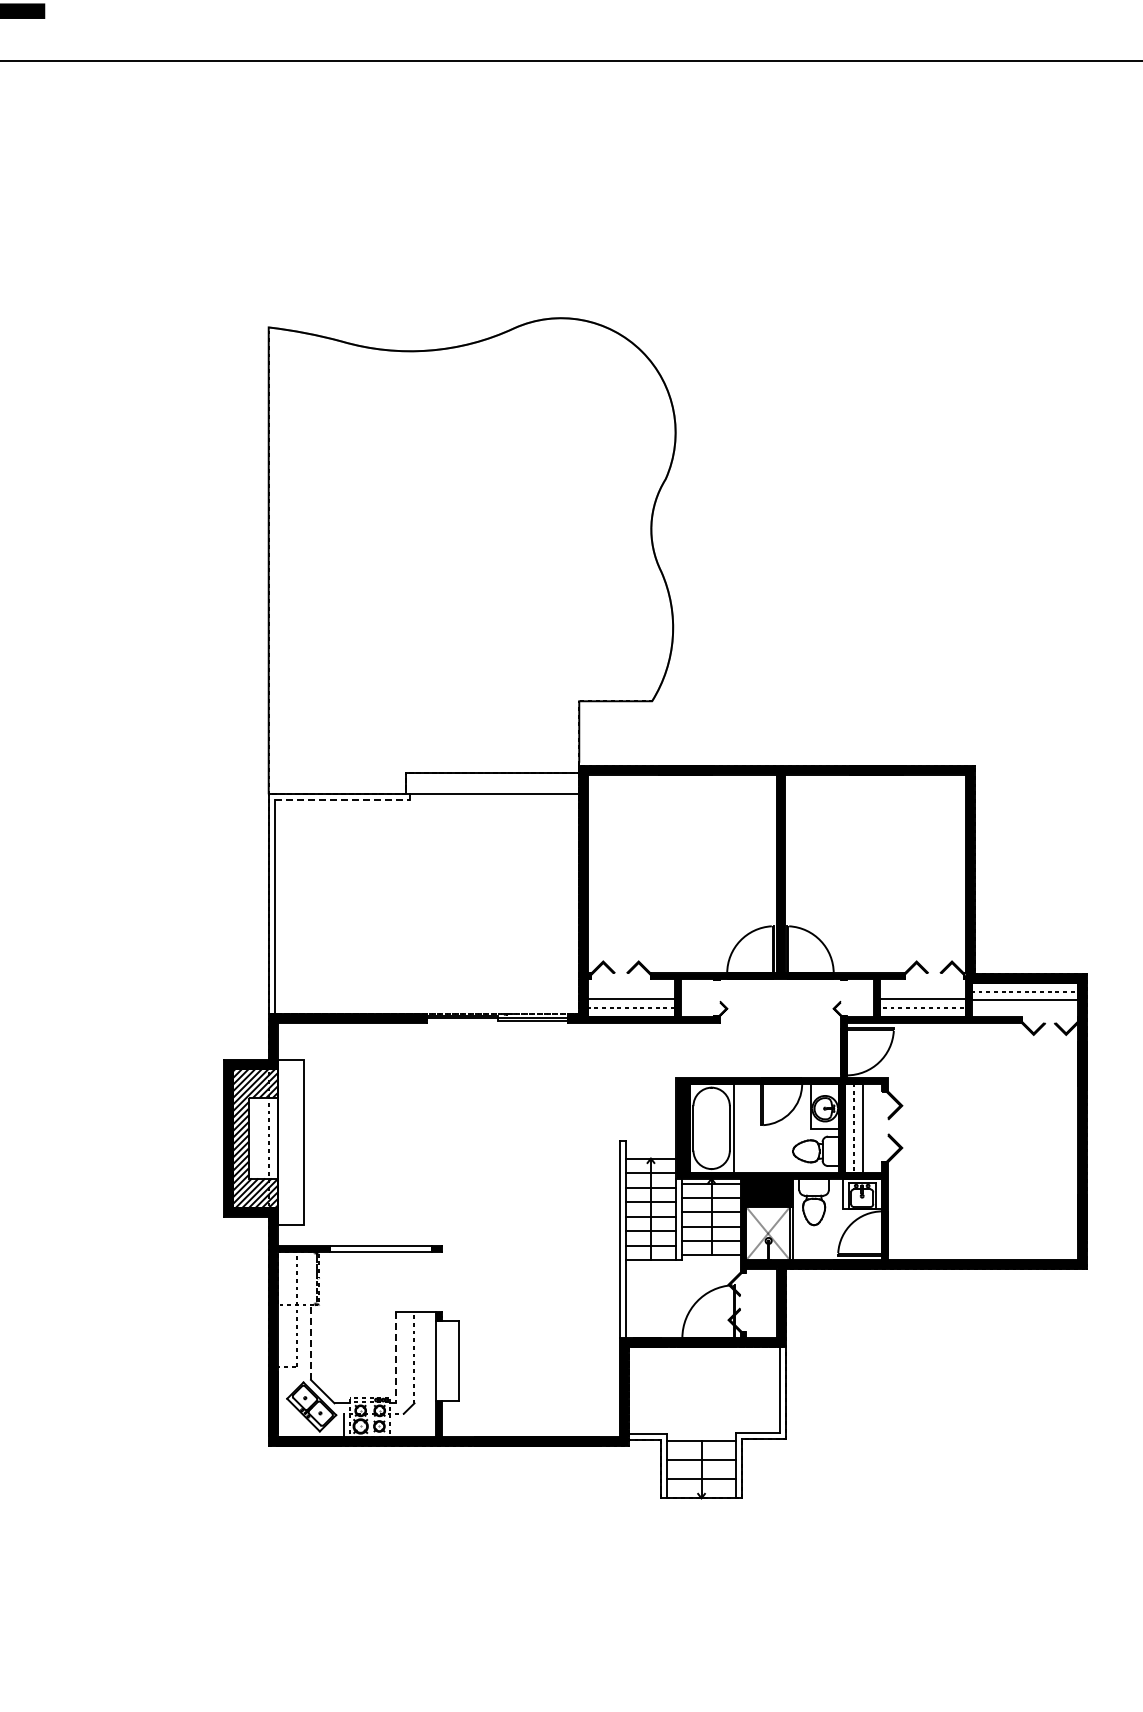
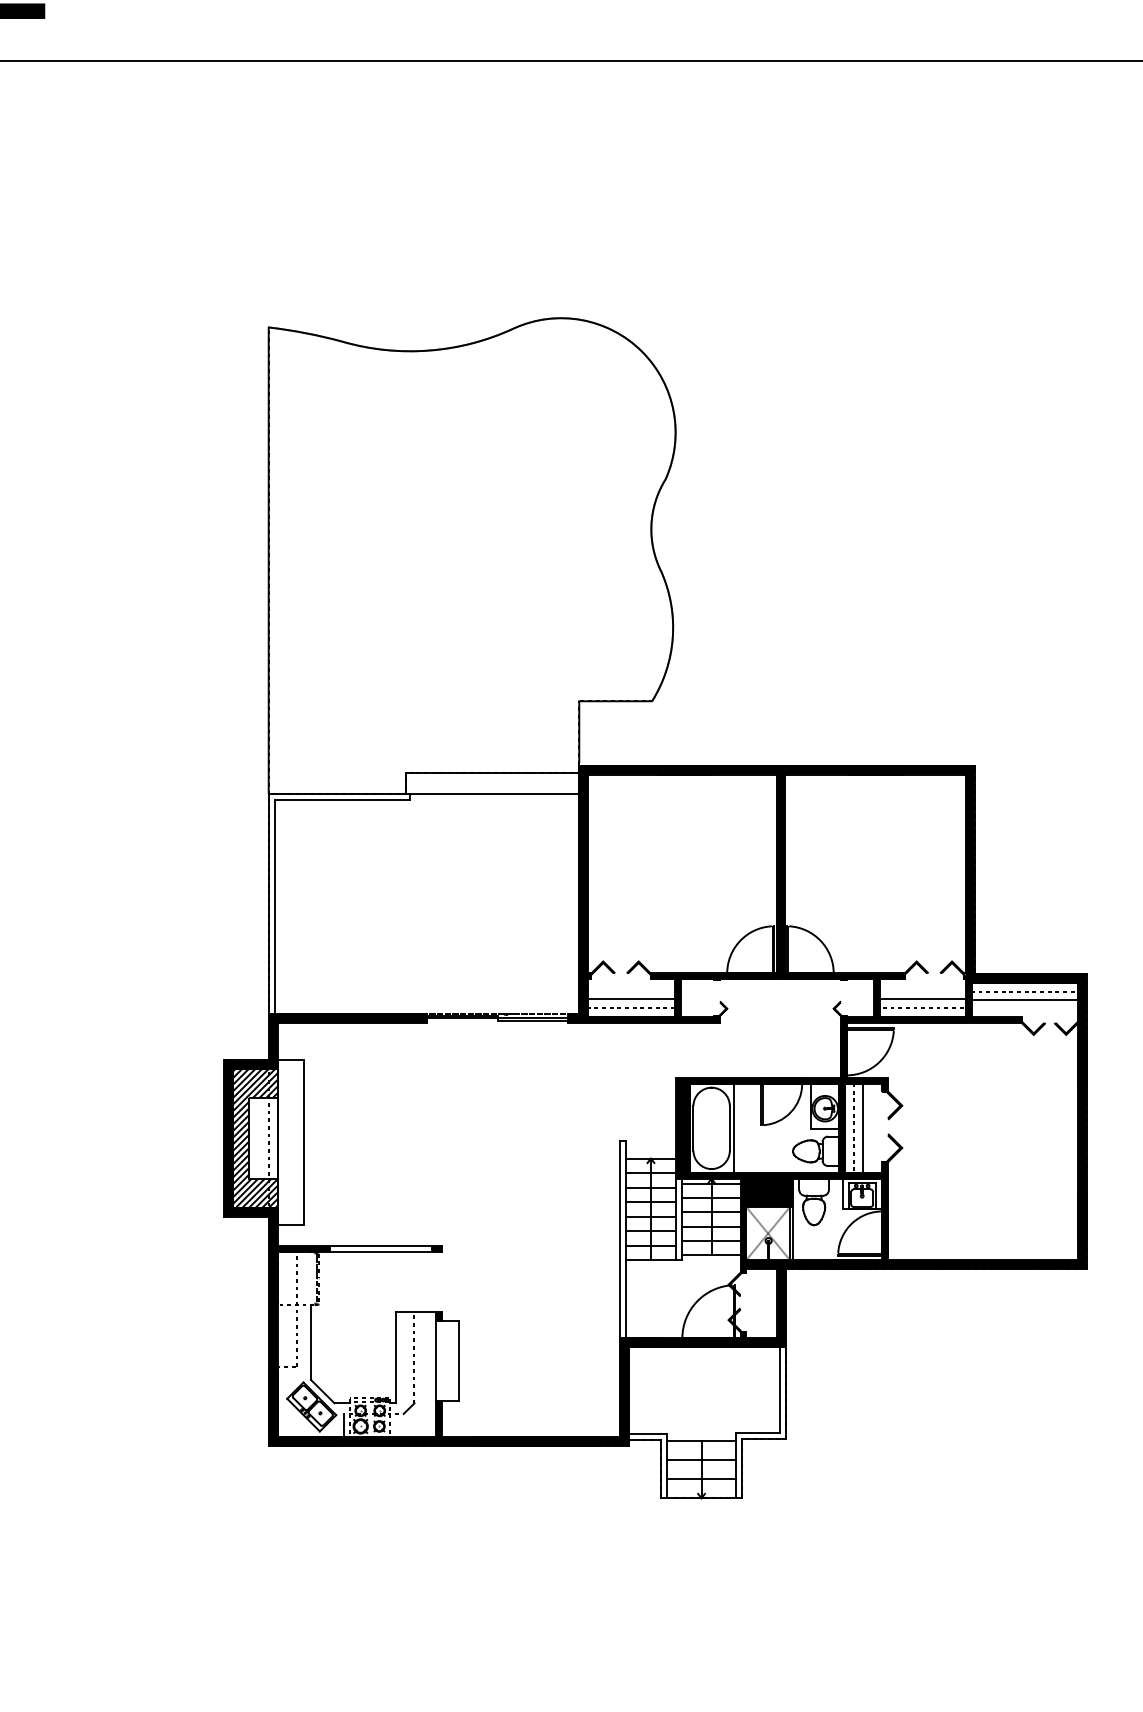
line: dashed -> solid (342, 800)
line: dashed -> solid (311, 1342)
line: dashed -> solid (396, 1357)
